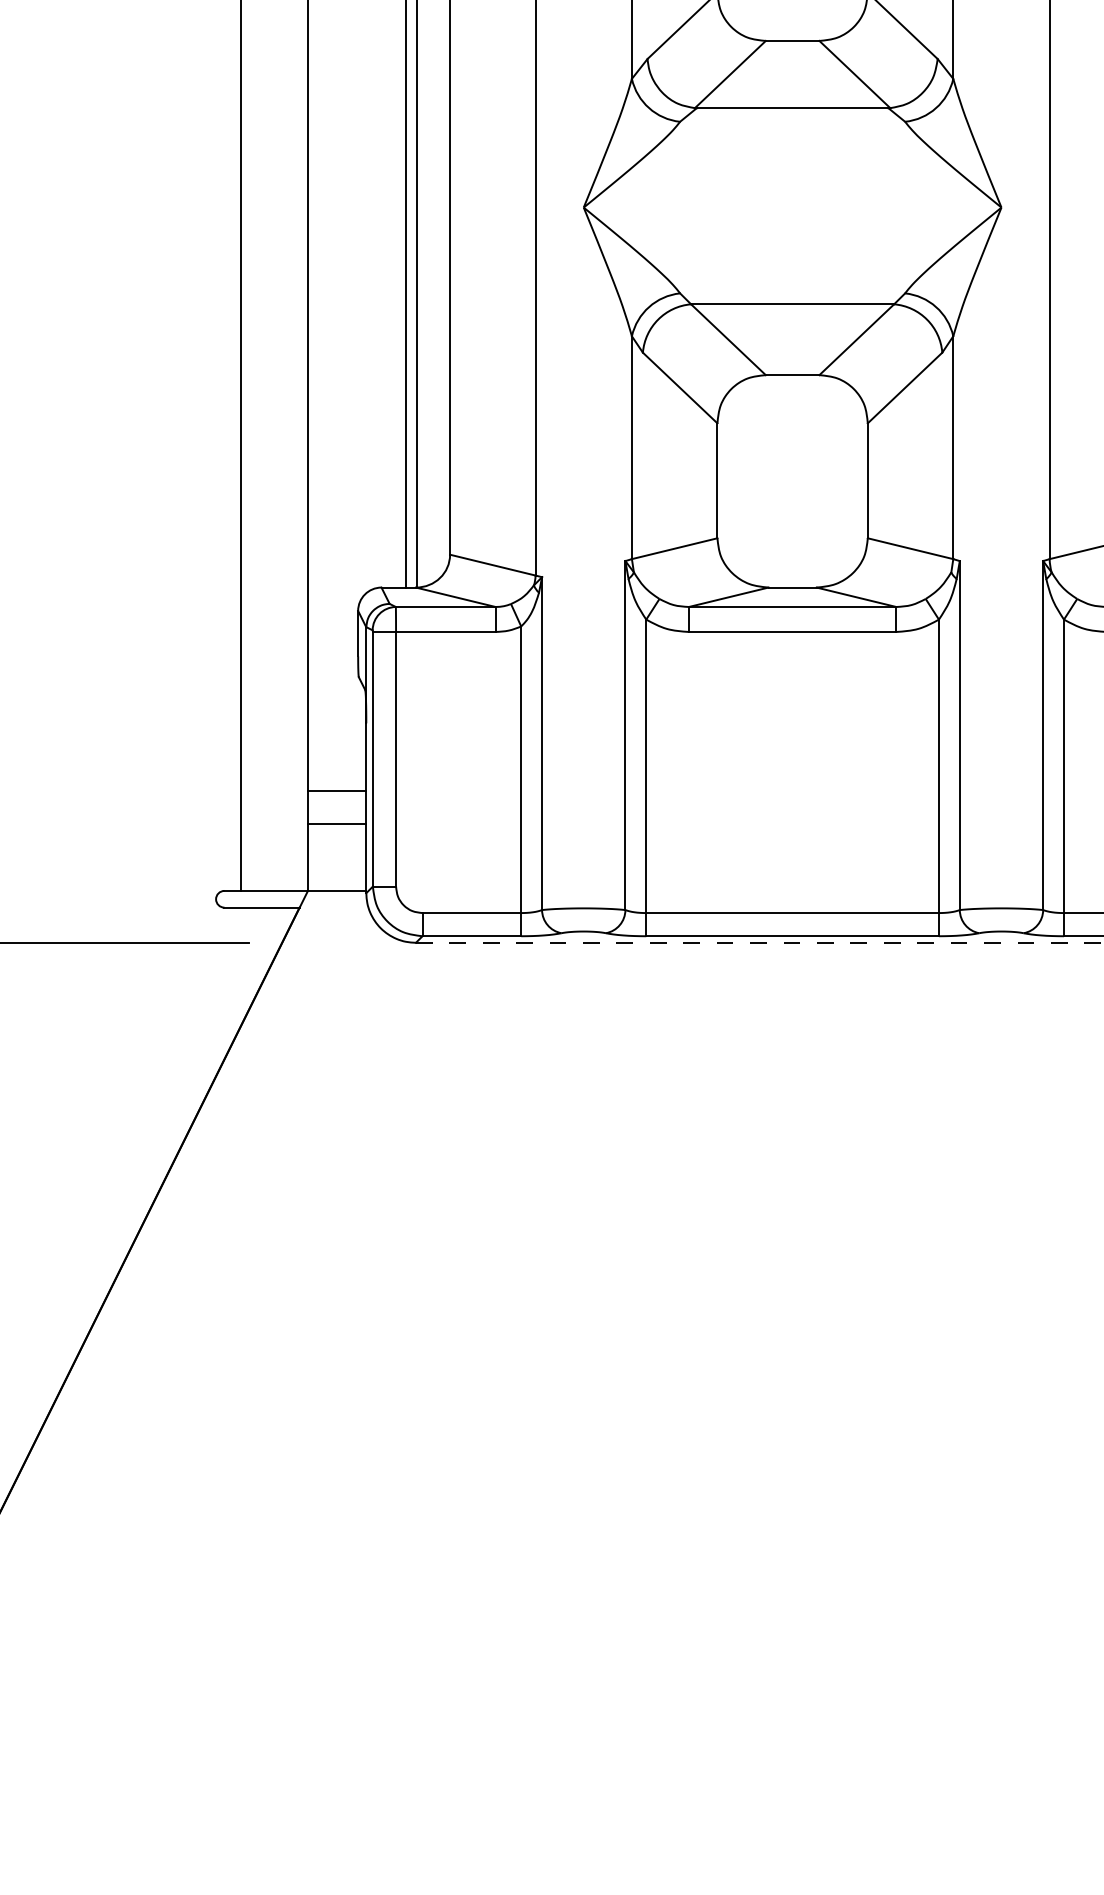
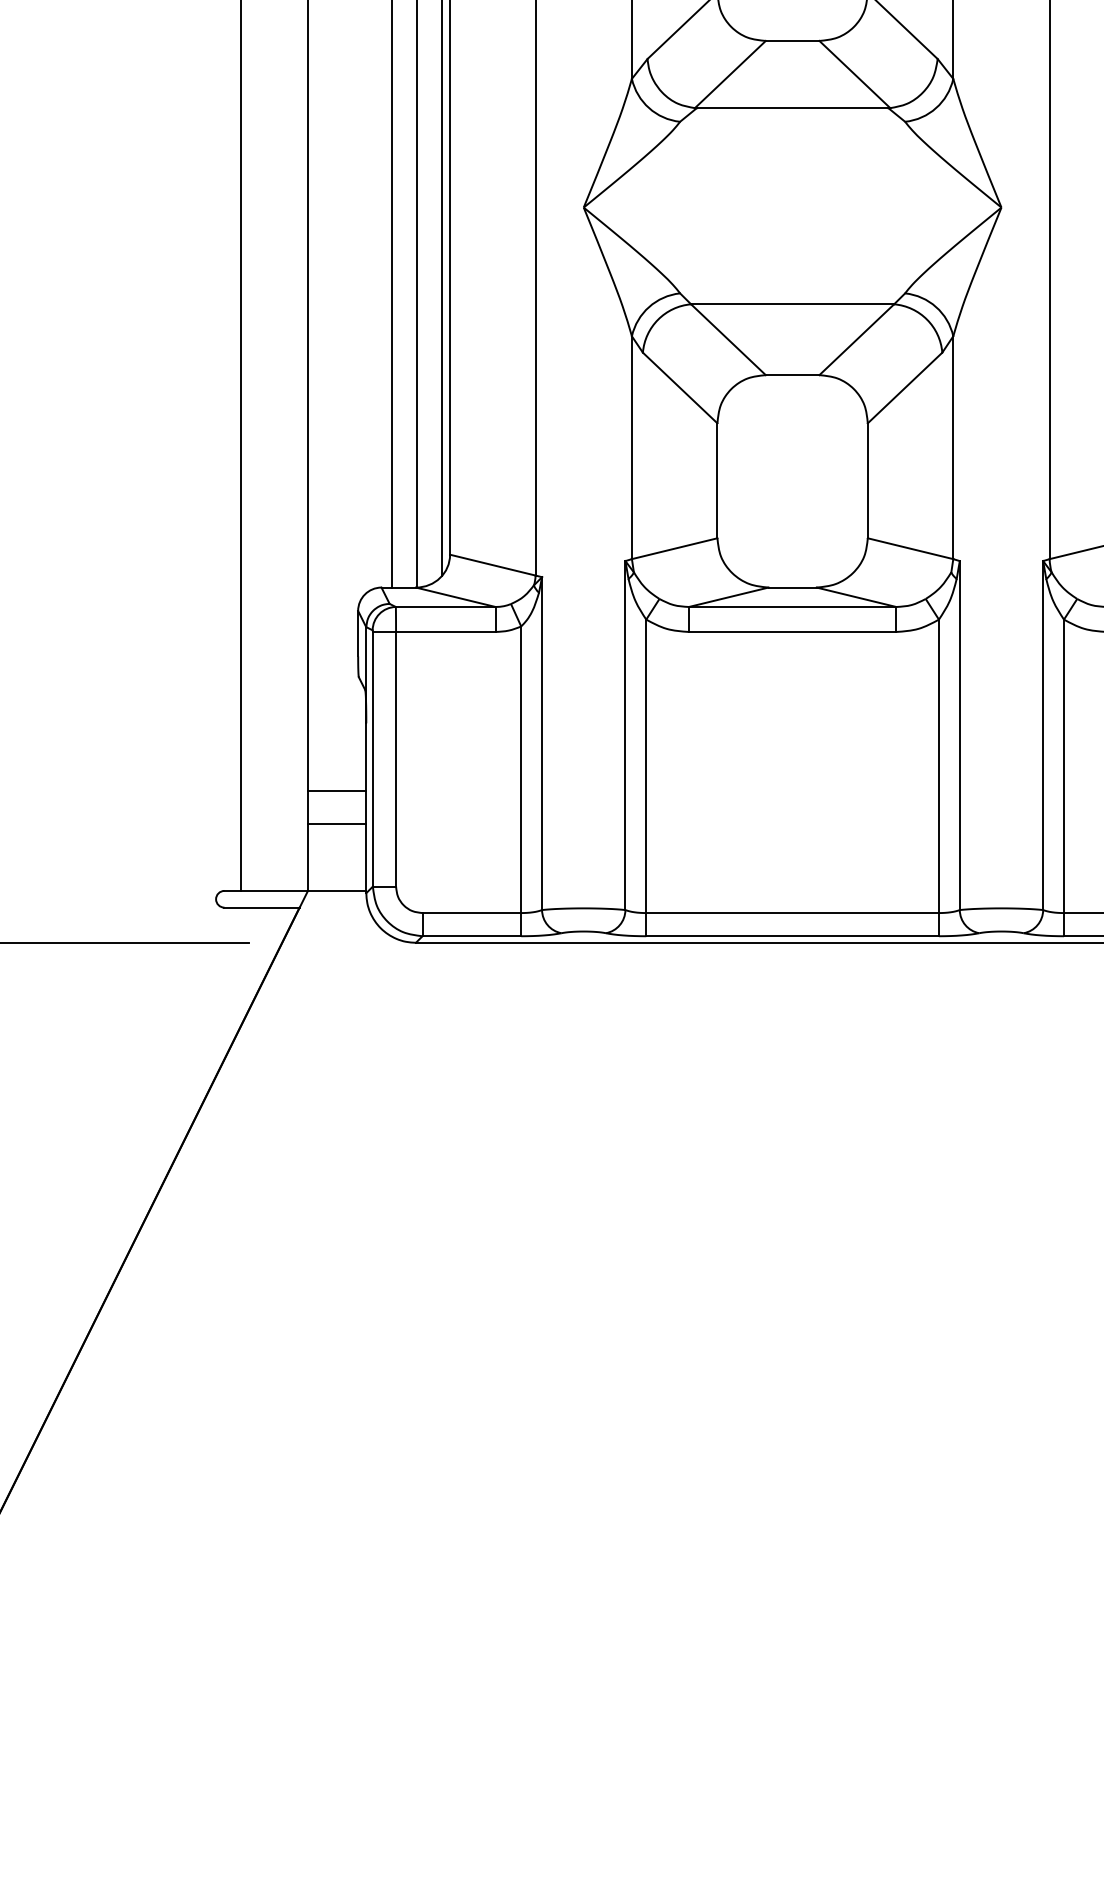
line: none -> present (441, 289)
line position: (405, 294) -> (391, 294) (391, 294)
line: dashed -> solid (759, 942)
